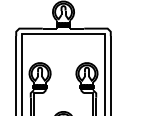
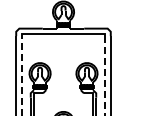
line: solid -> dashed (21, 76)
line: solid -> dashed (105, 76)
